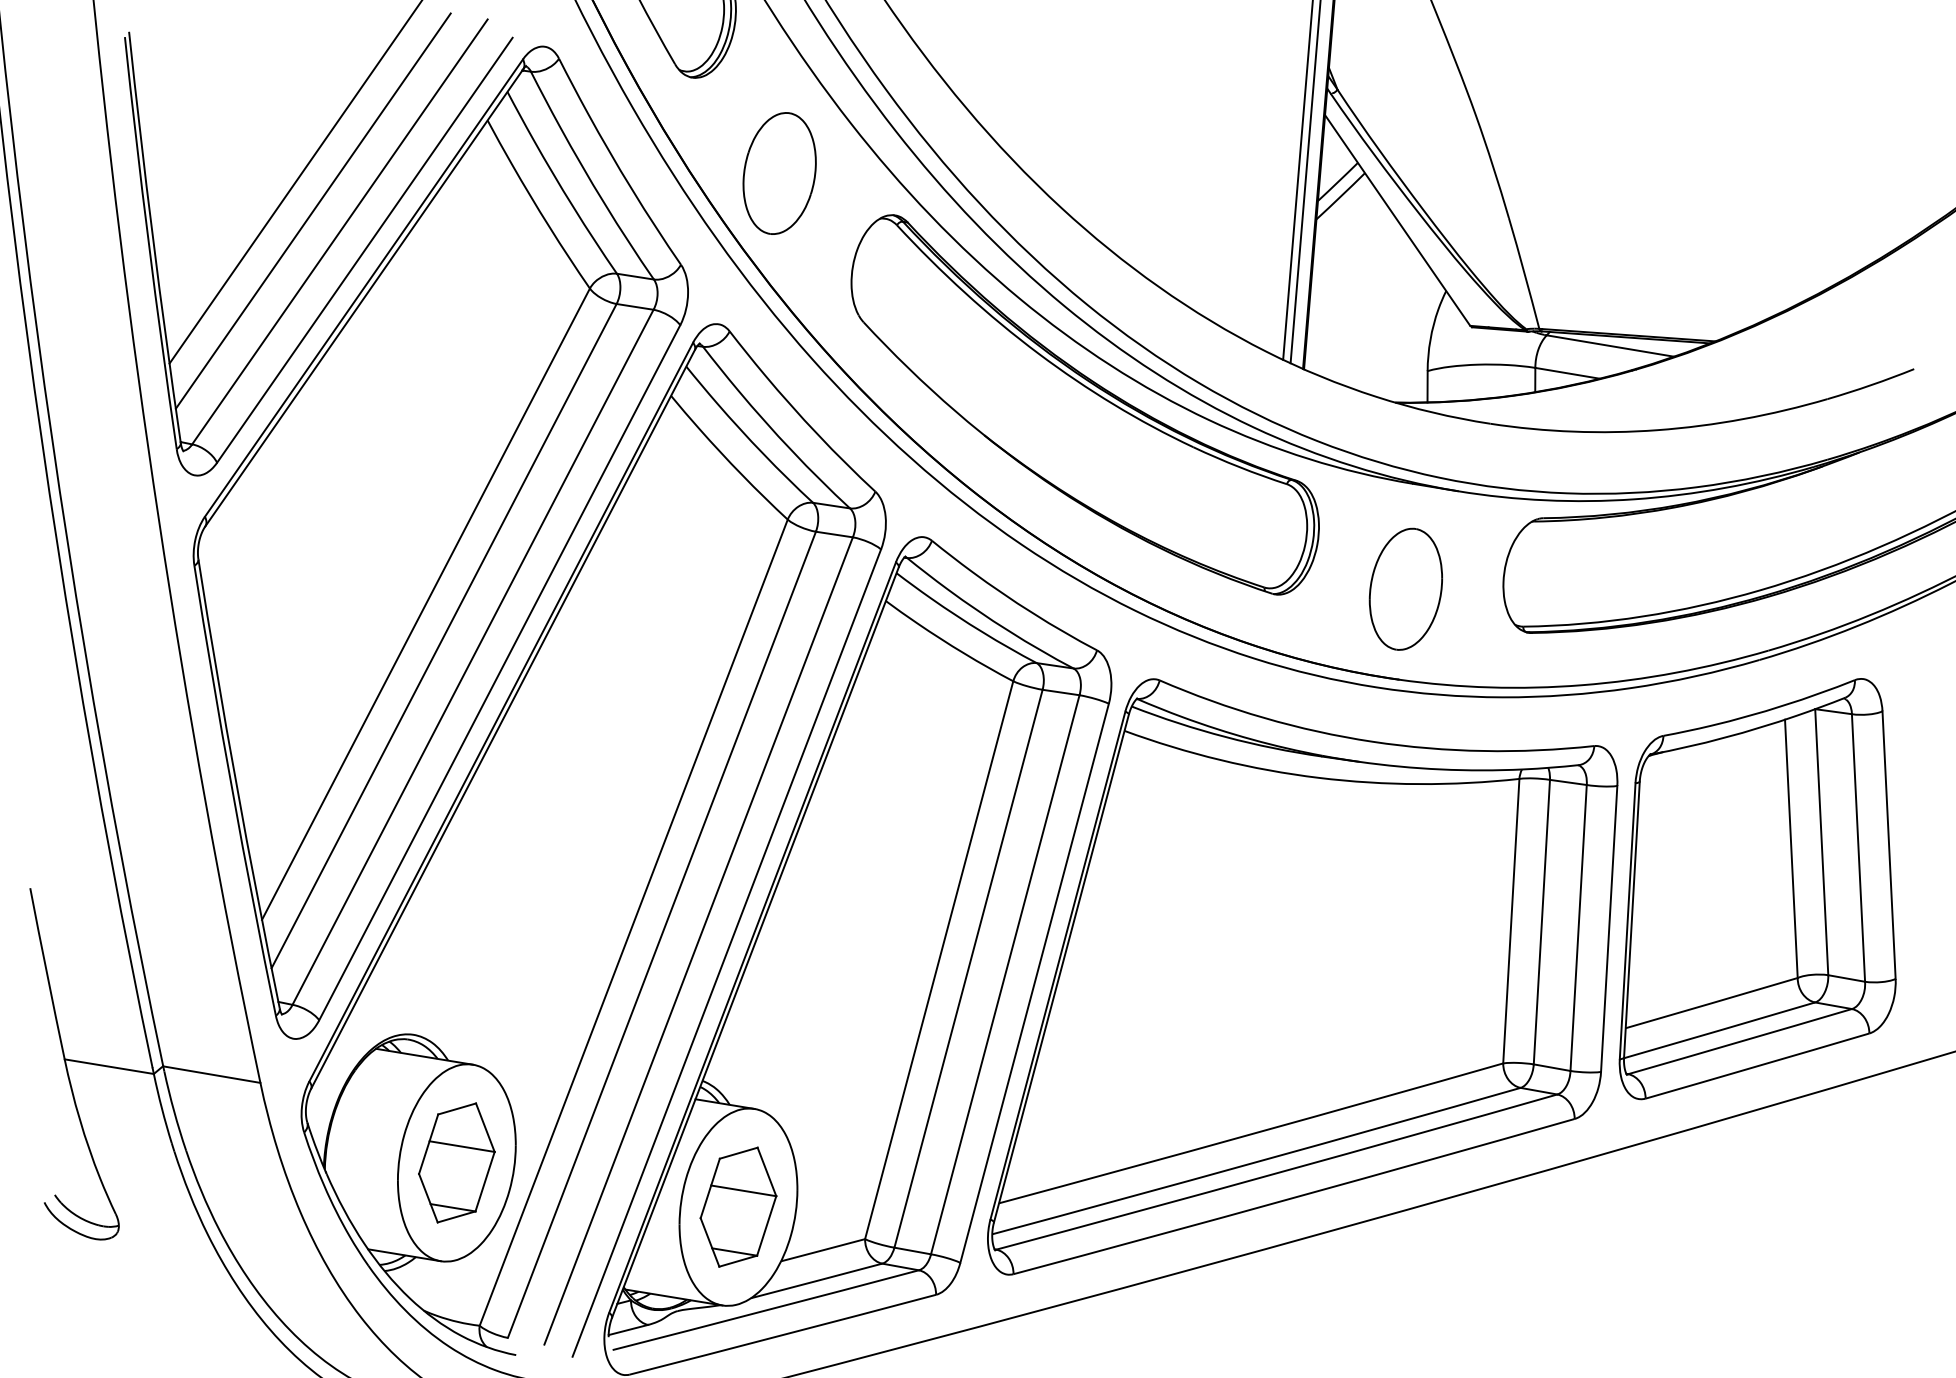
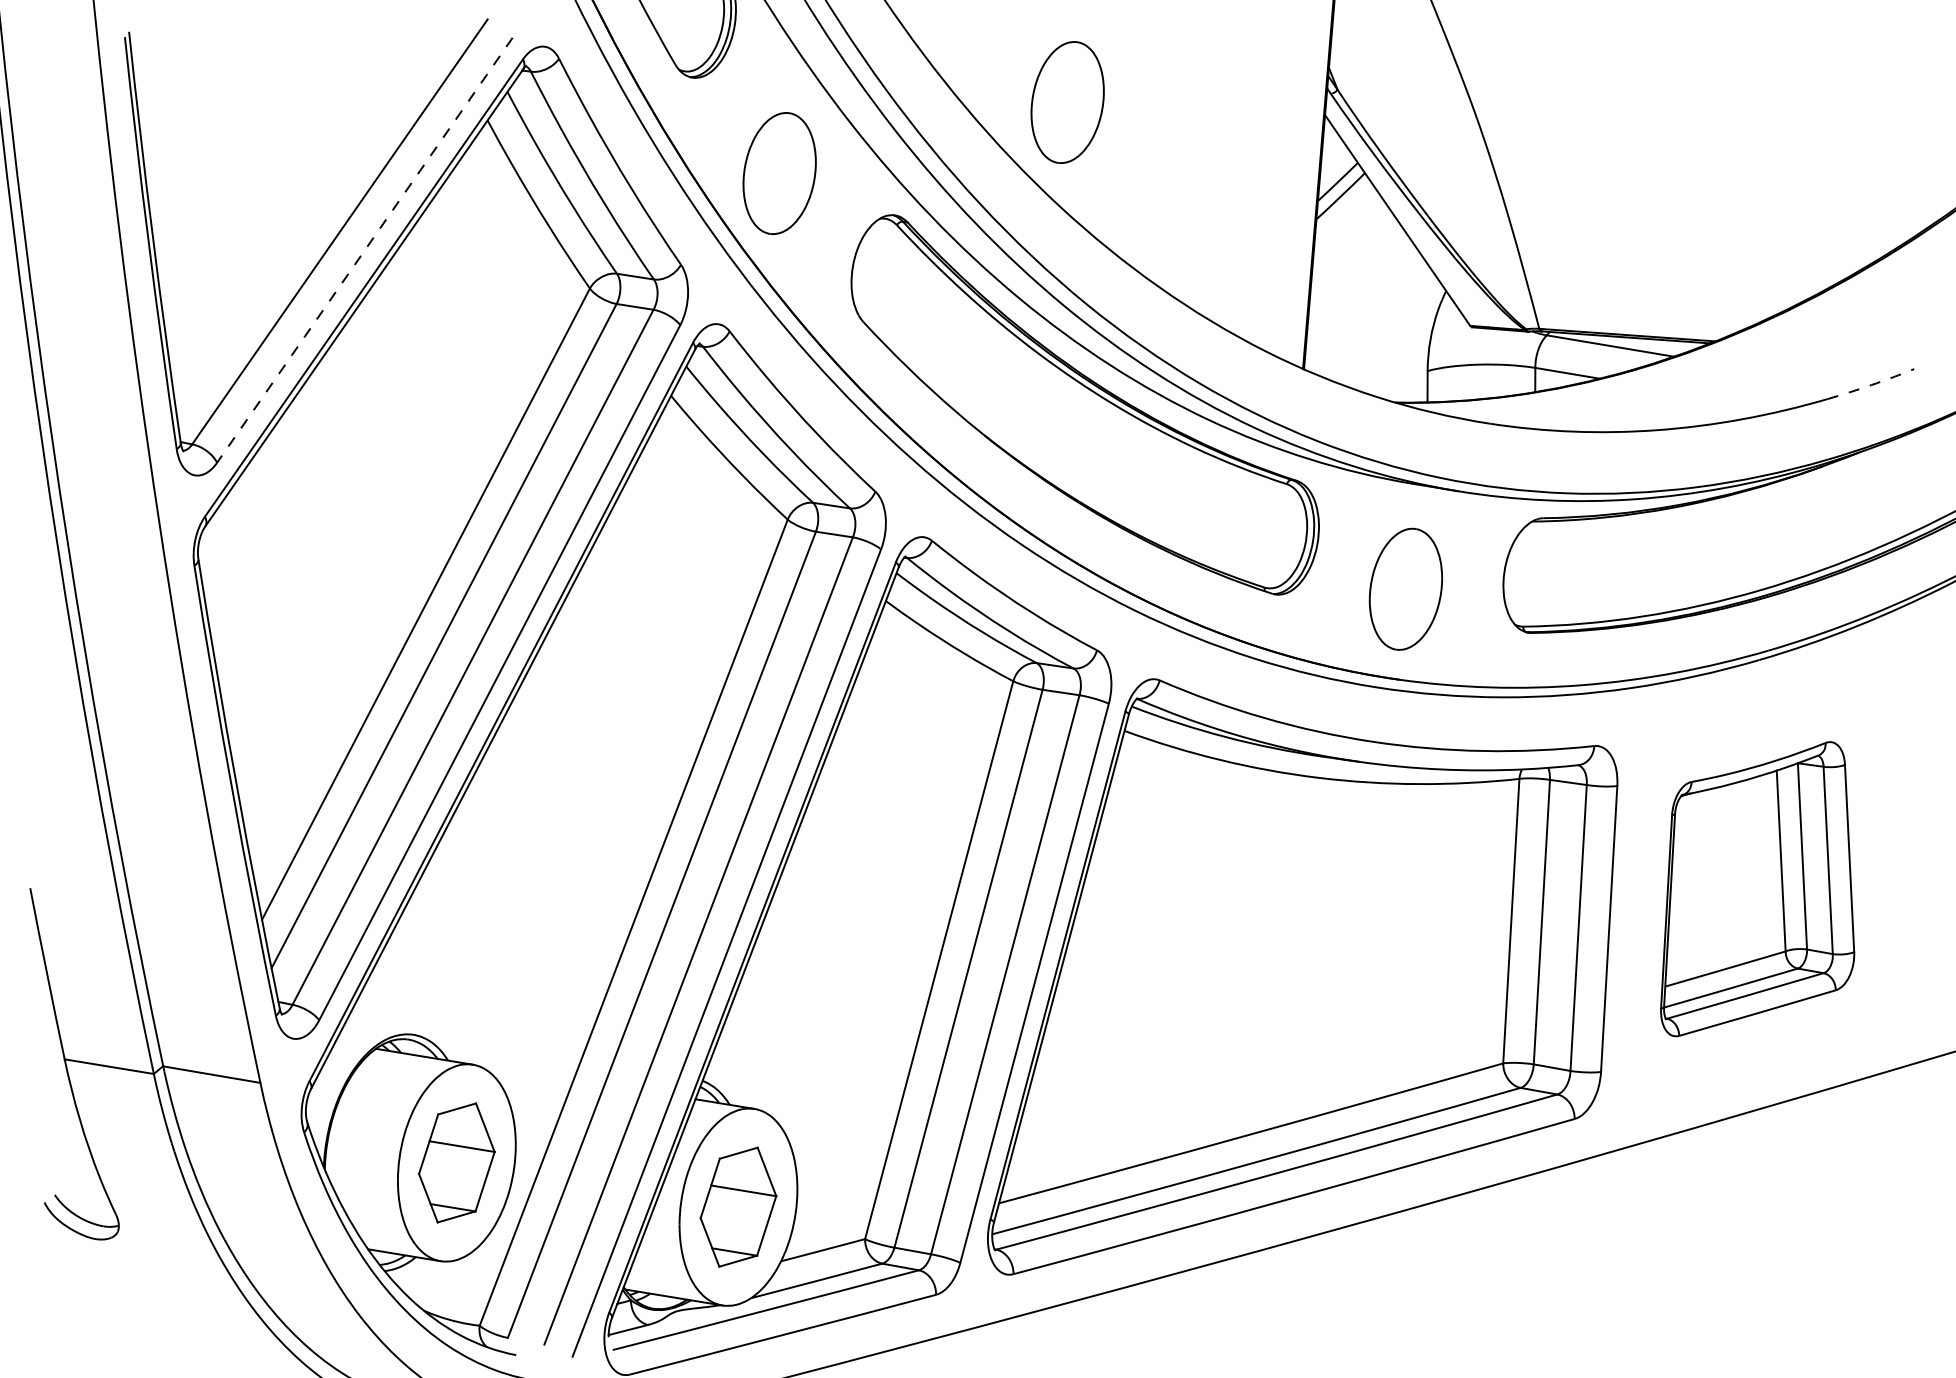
part: none -> present (1067, 102)
line: present -> none (1297, 180)
line: present -> none (294, 182)
line: present -> none (1305, 182)
line: present -> none (312, 210)
line: solid -> dashed (364, 250)
arc: solid -> dashed (1871, 385)
part size: 279x423 px -> 196x297 px (1757, 889)
